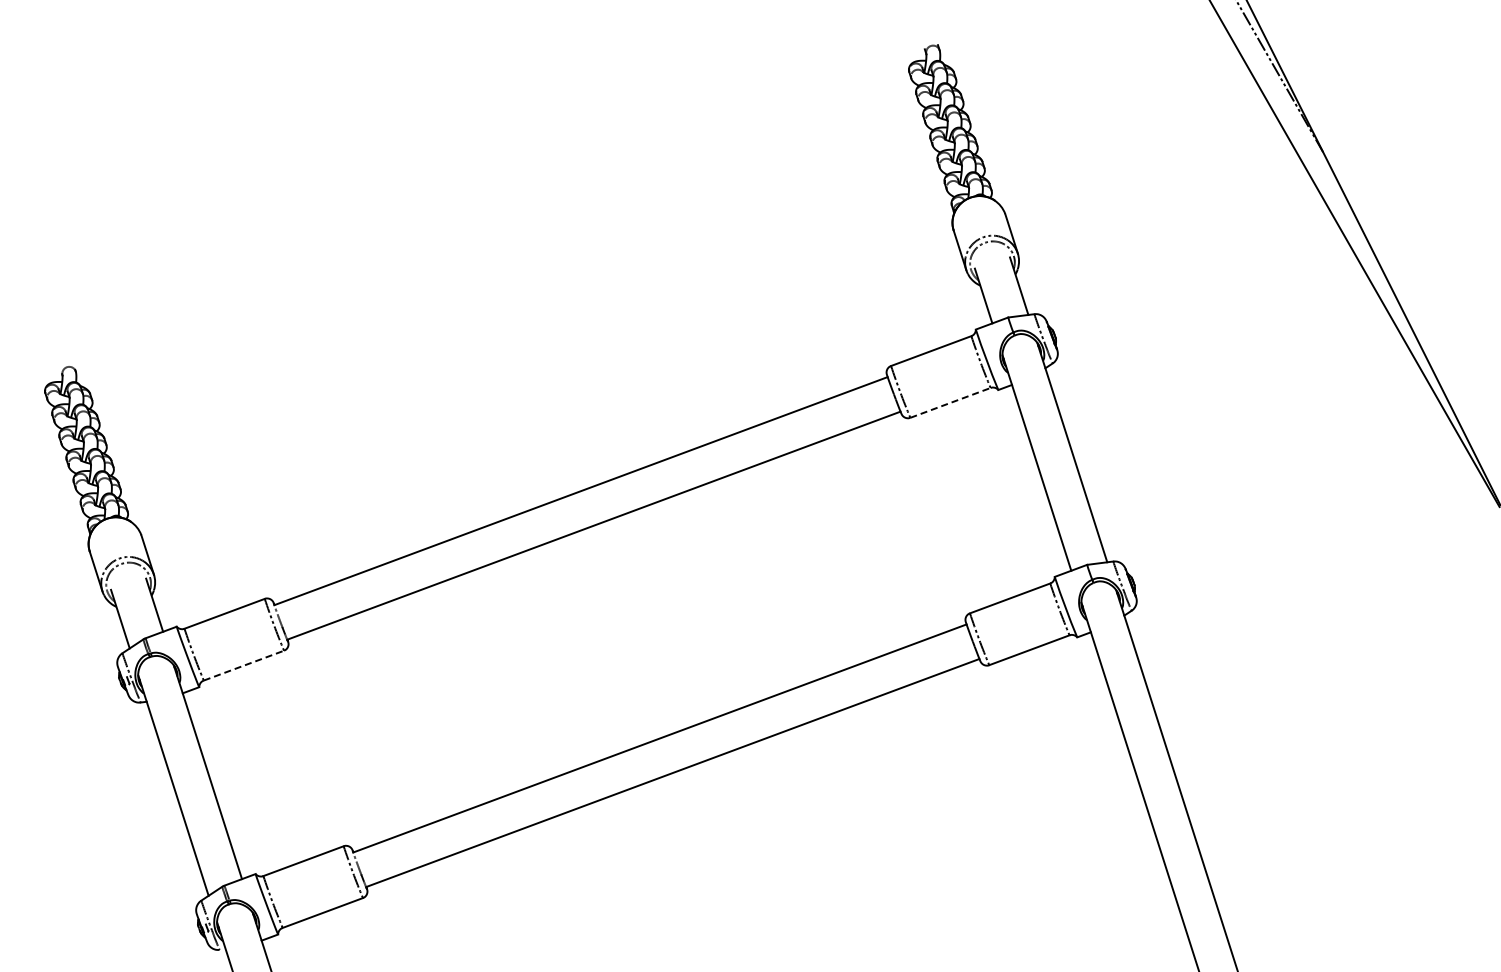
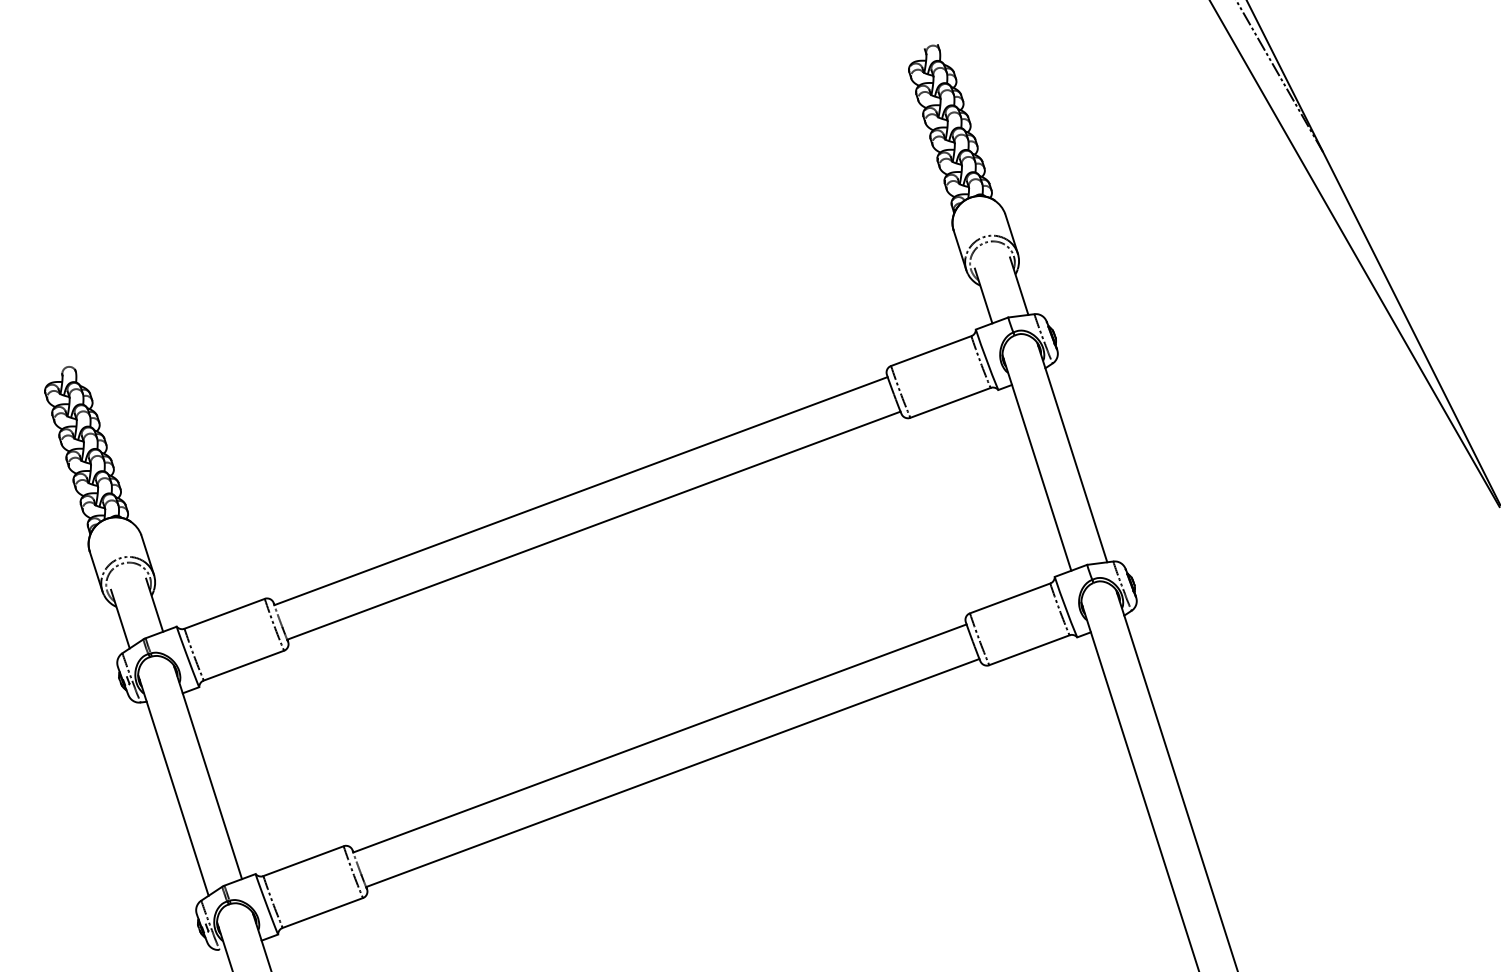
line: dashed -> solid (950, 402)
line: dashed -> solid (243, 665)
